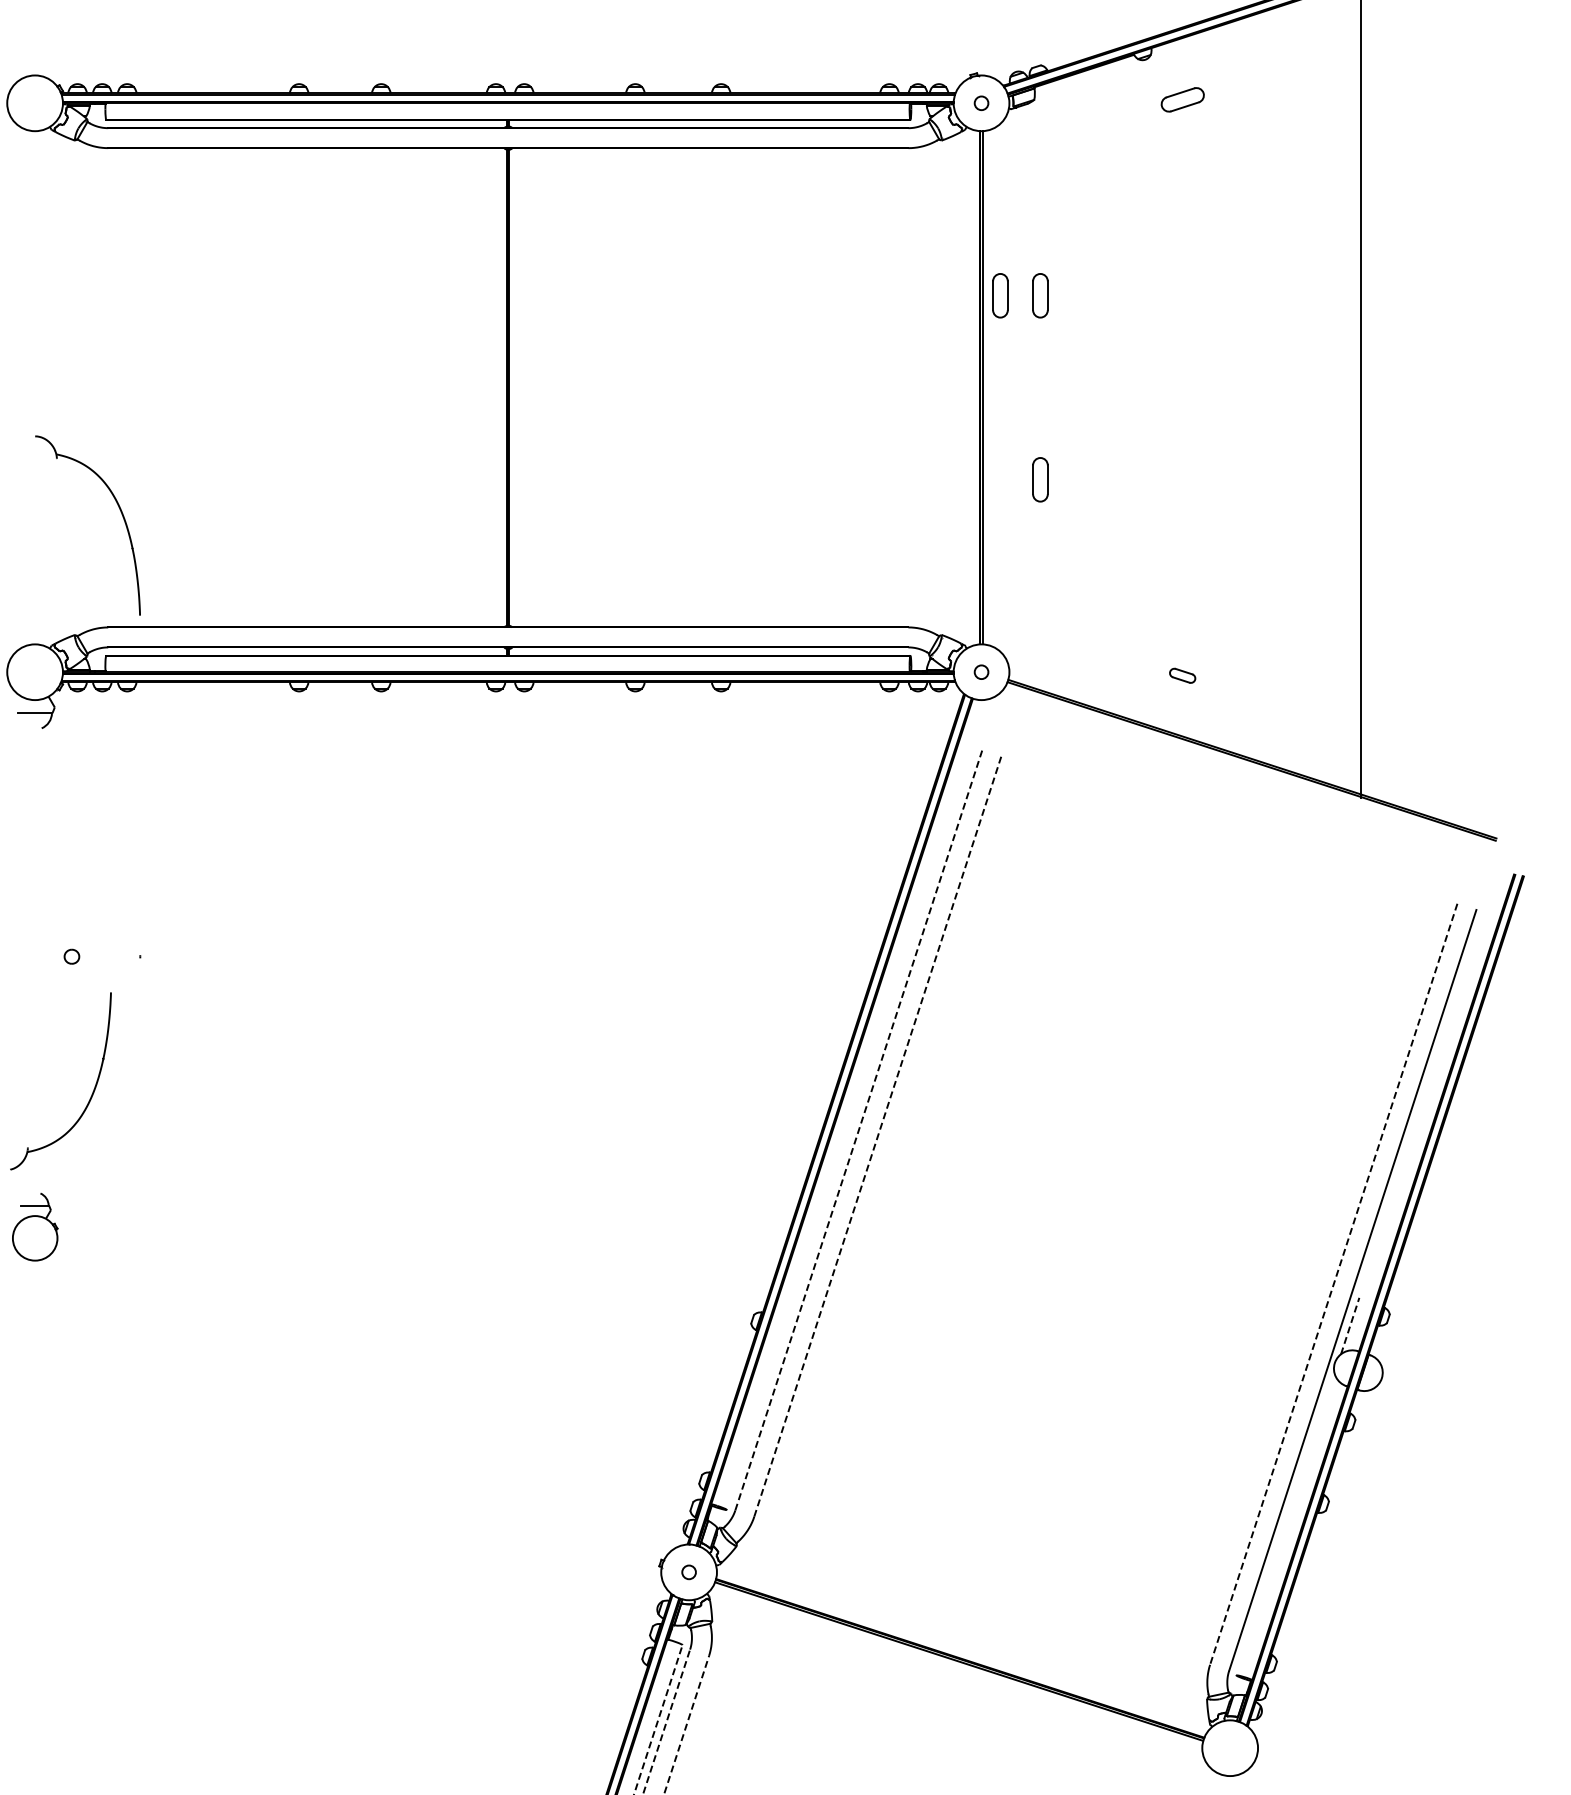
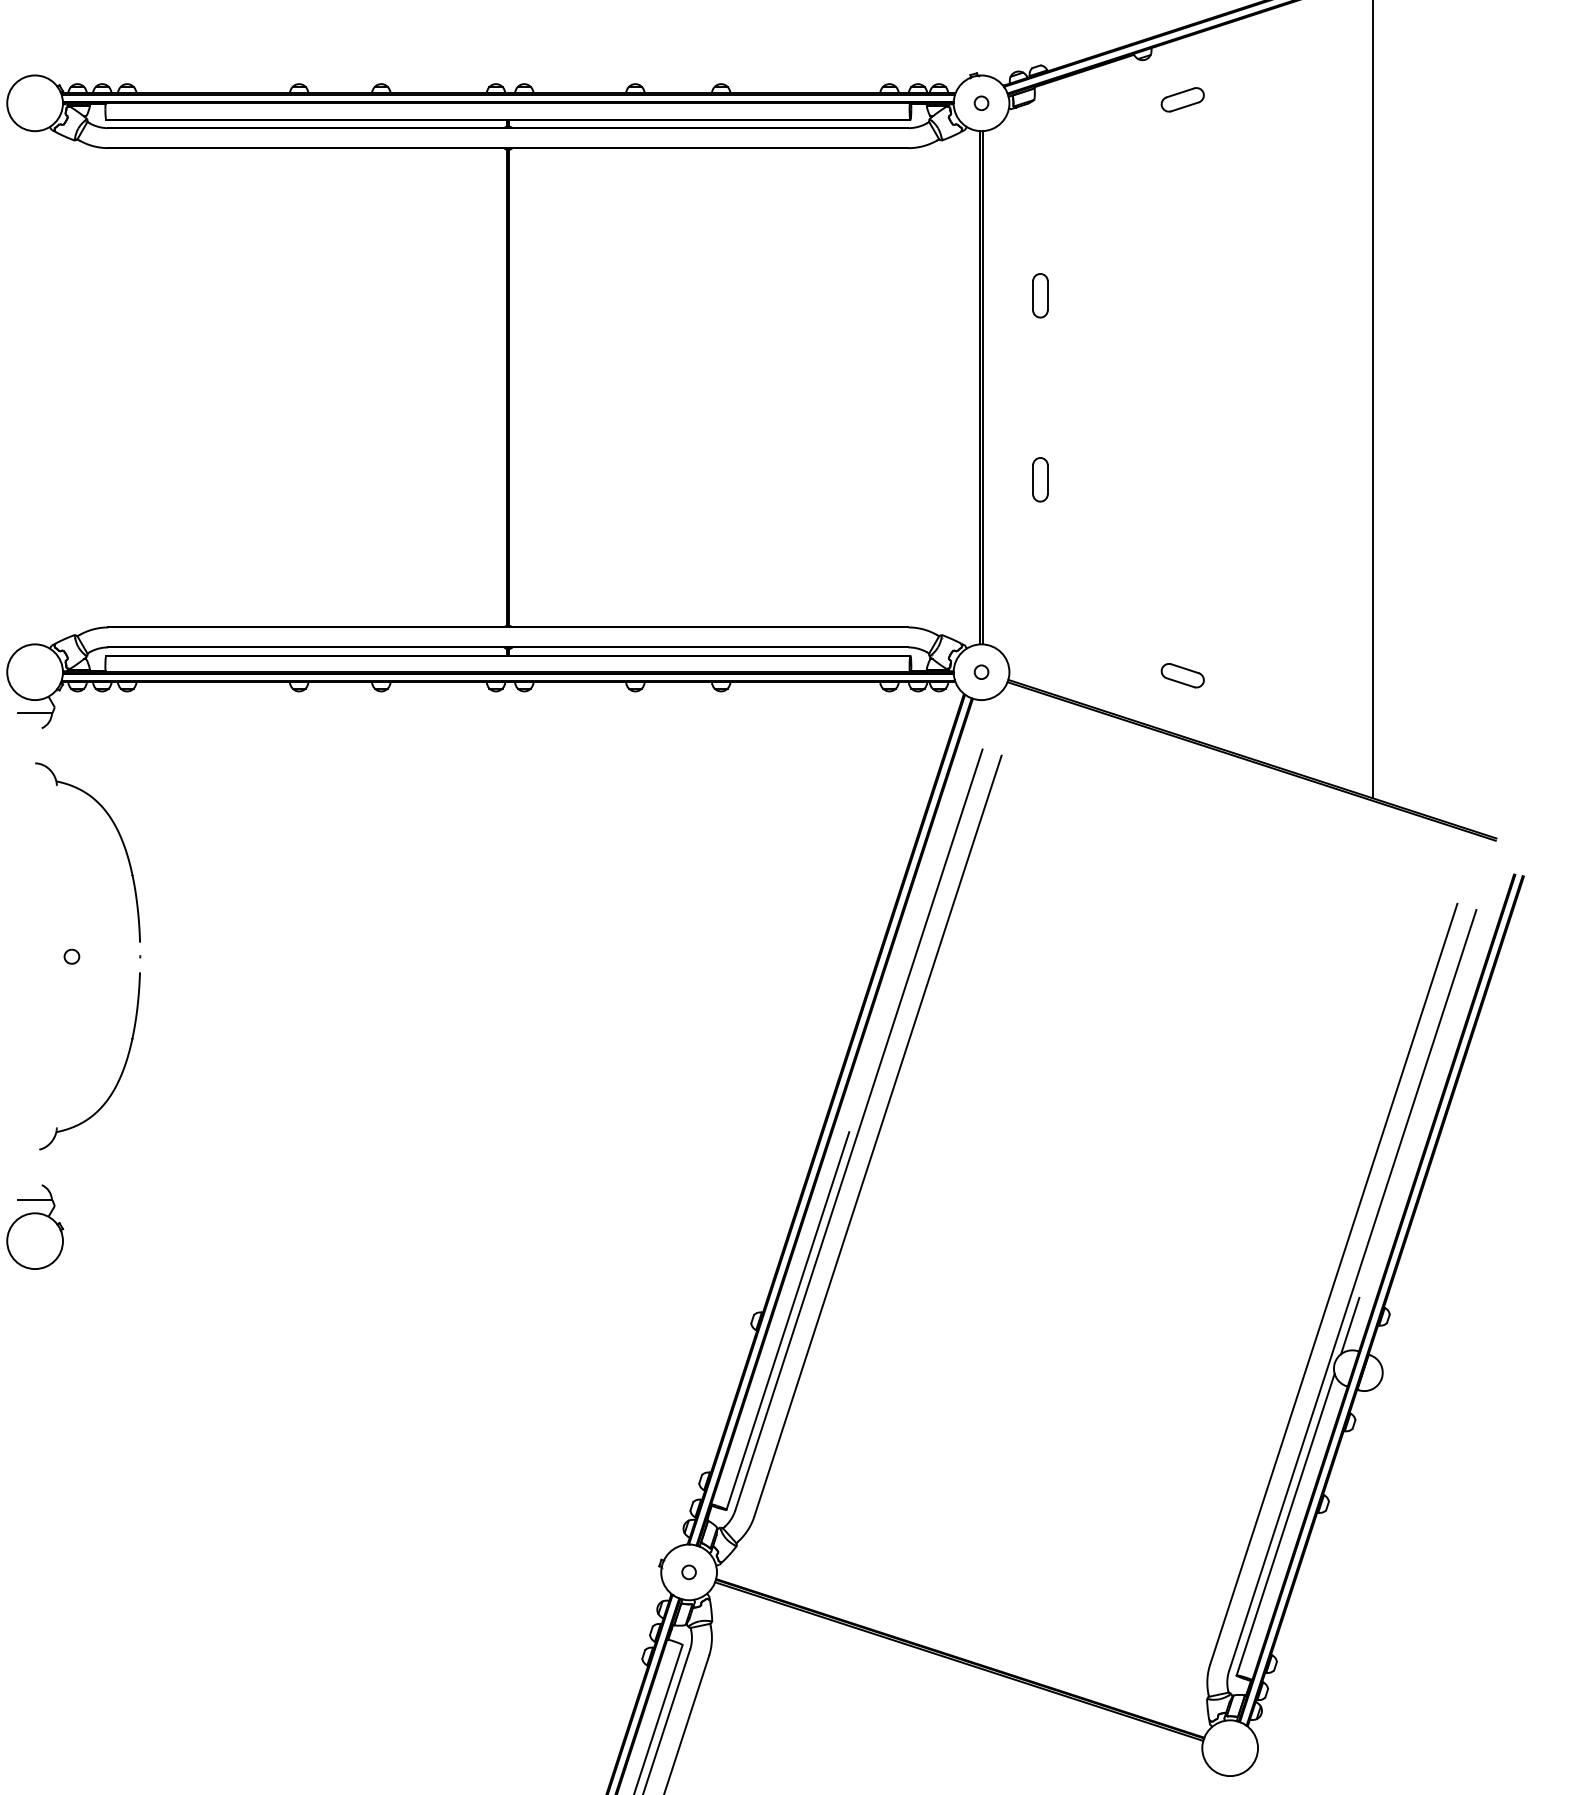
part: present -> none (1000, 295)
line position: (1361, 400) -> (1373, 400) (1373, 400)
part position: (120, 512) -> (120, 839) (120, 839)
part size: 28x17 px -> 45x26 px (1182, 675)
part position: (92, 1091) -> (121, 1071) (121, 1071)
line: dashed -> solid (859, 1129)
line: dashed -> solid (878, 1135)
part size: 47x70 px -> 59x86 px (35, 1226)
line: dashed -> solid (1333, 1284)
line: none -> present (787, 1320)
line: dashed -> solid (1350, 1326)
line: none -> present (1285, 1524)
line: dashed -> solid (658, 1720)
line: dashed -> solid (666, 1721)
line: dashed -> solid (686, 1725)
